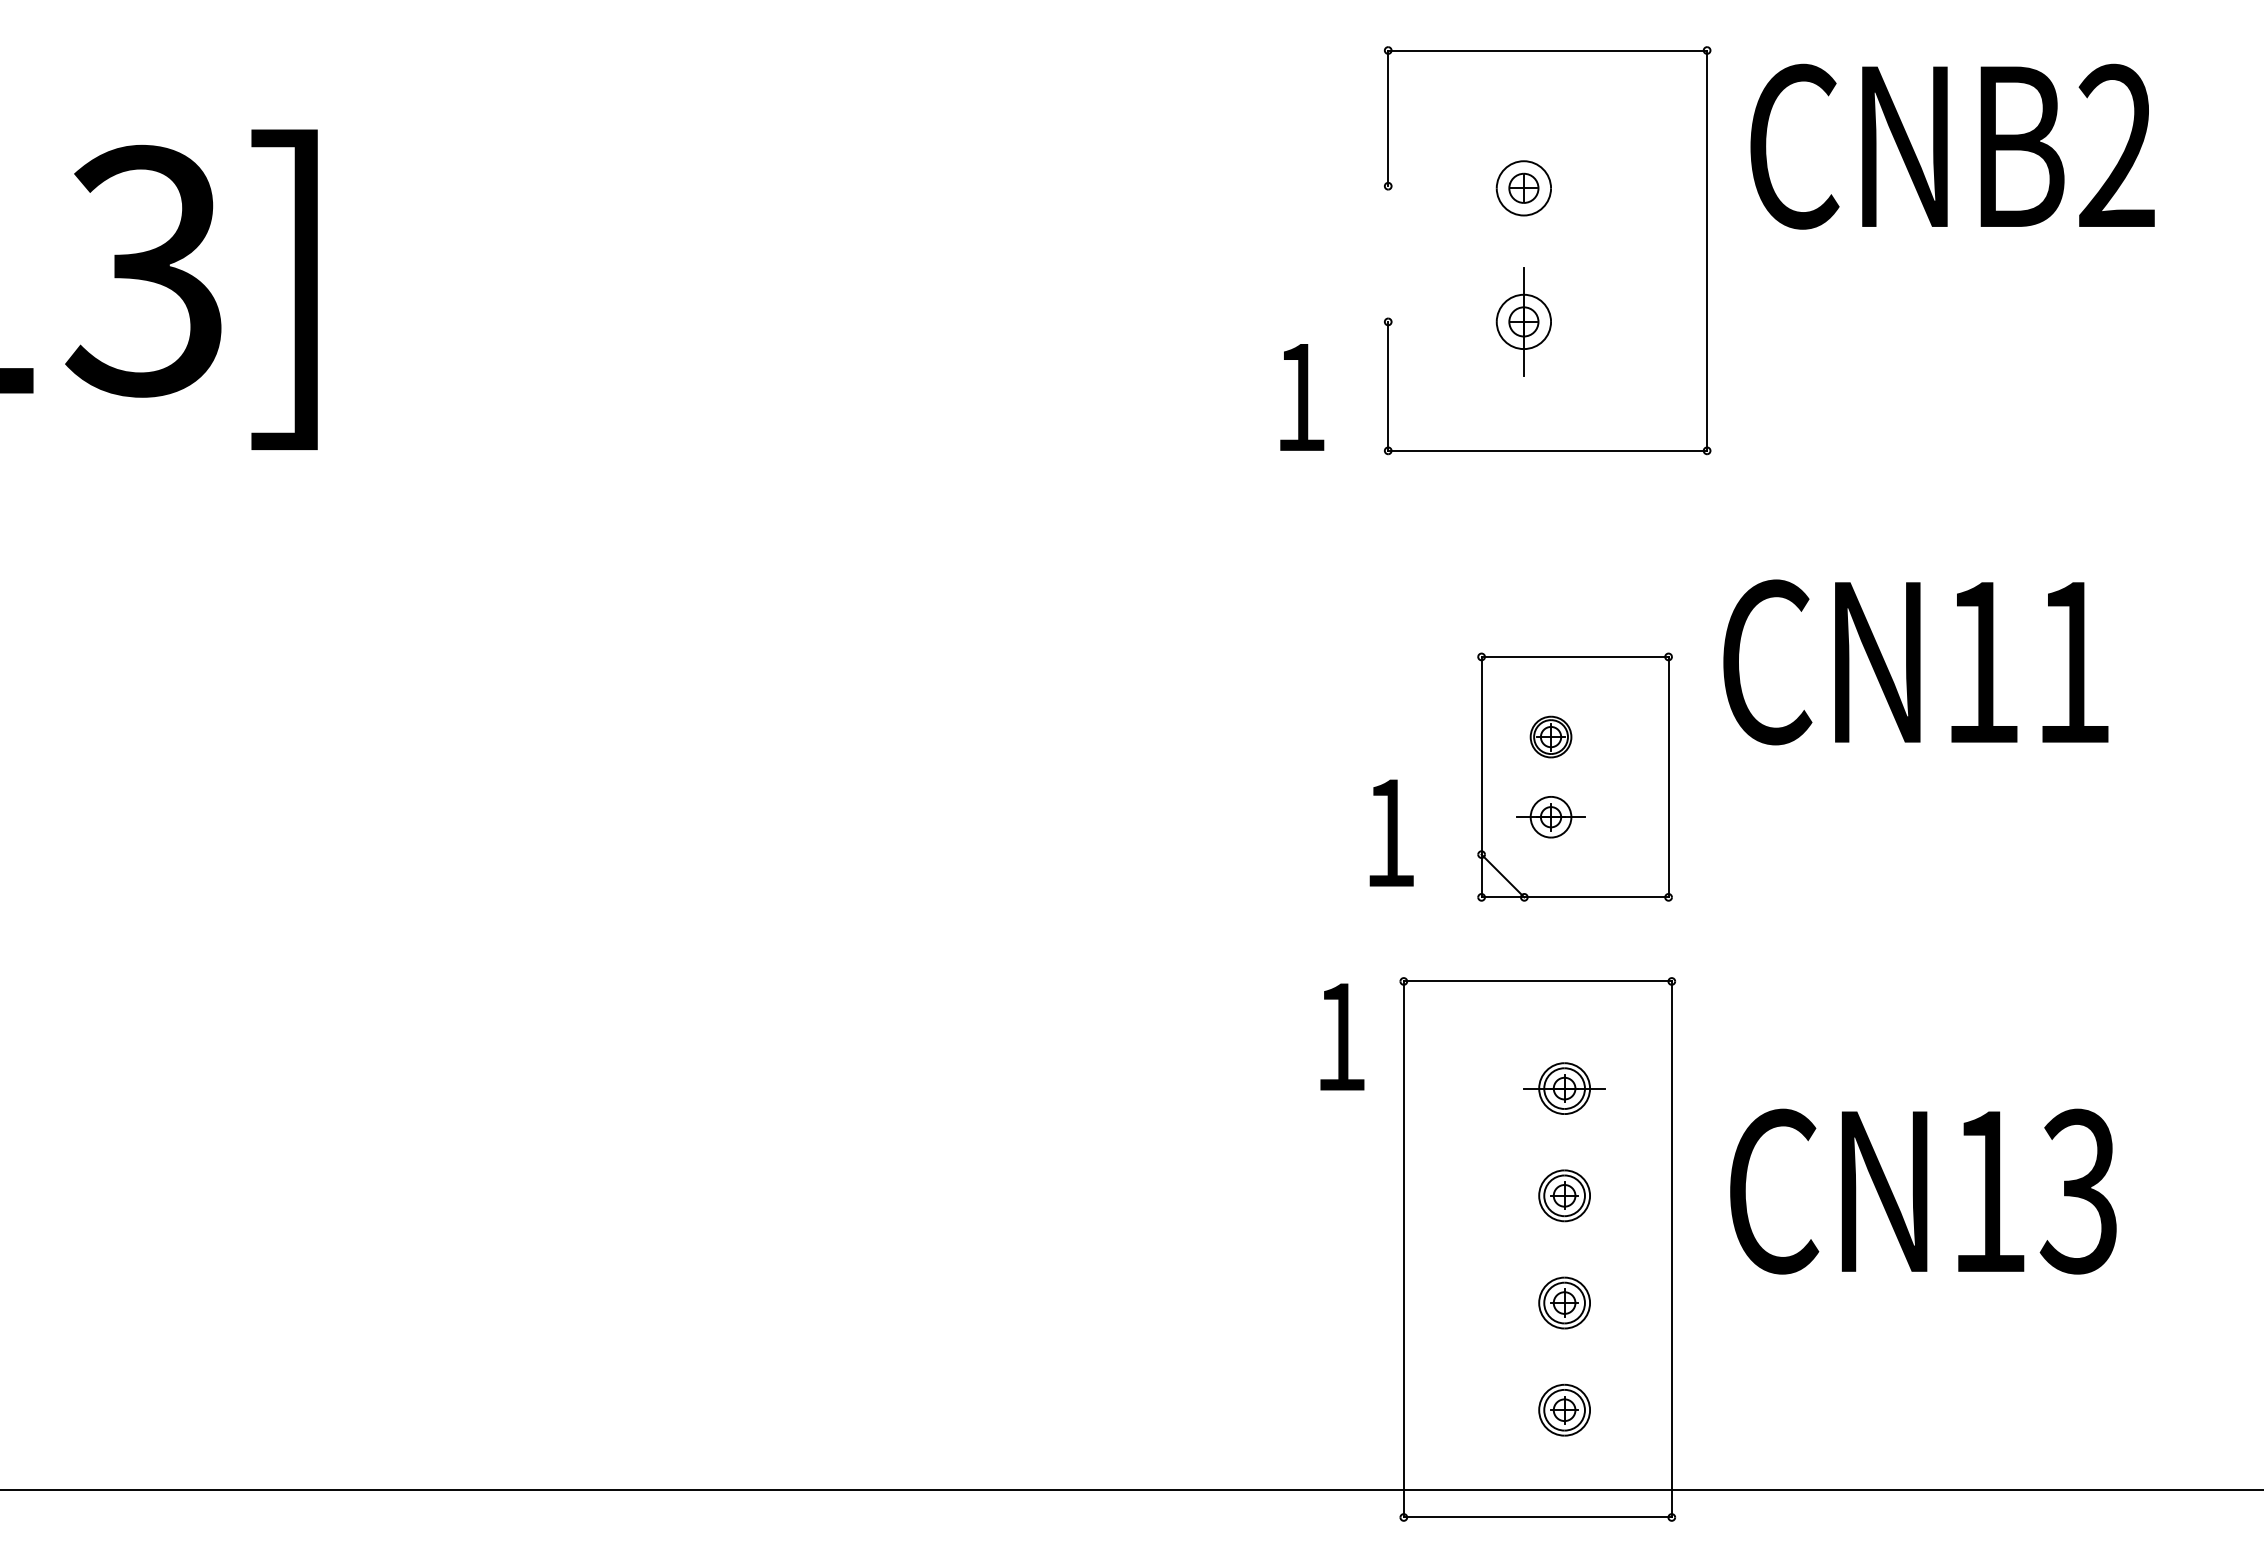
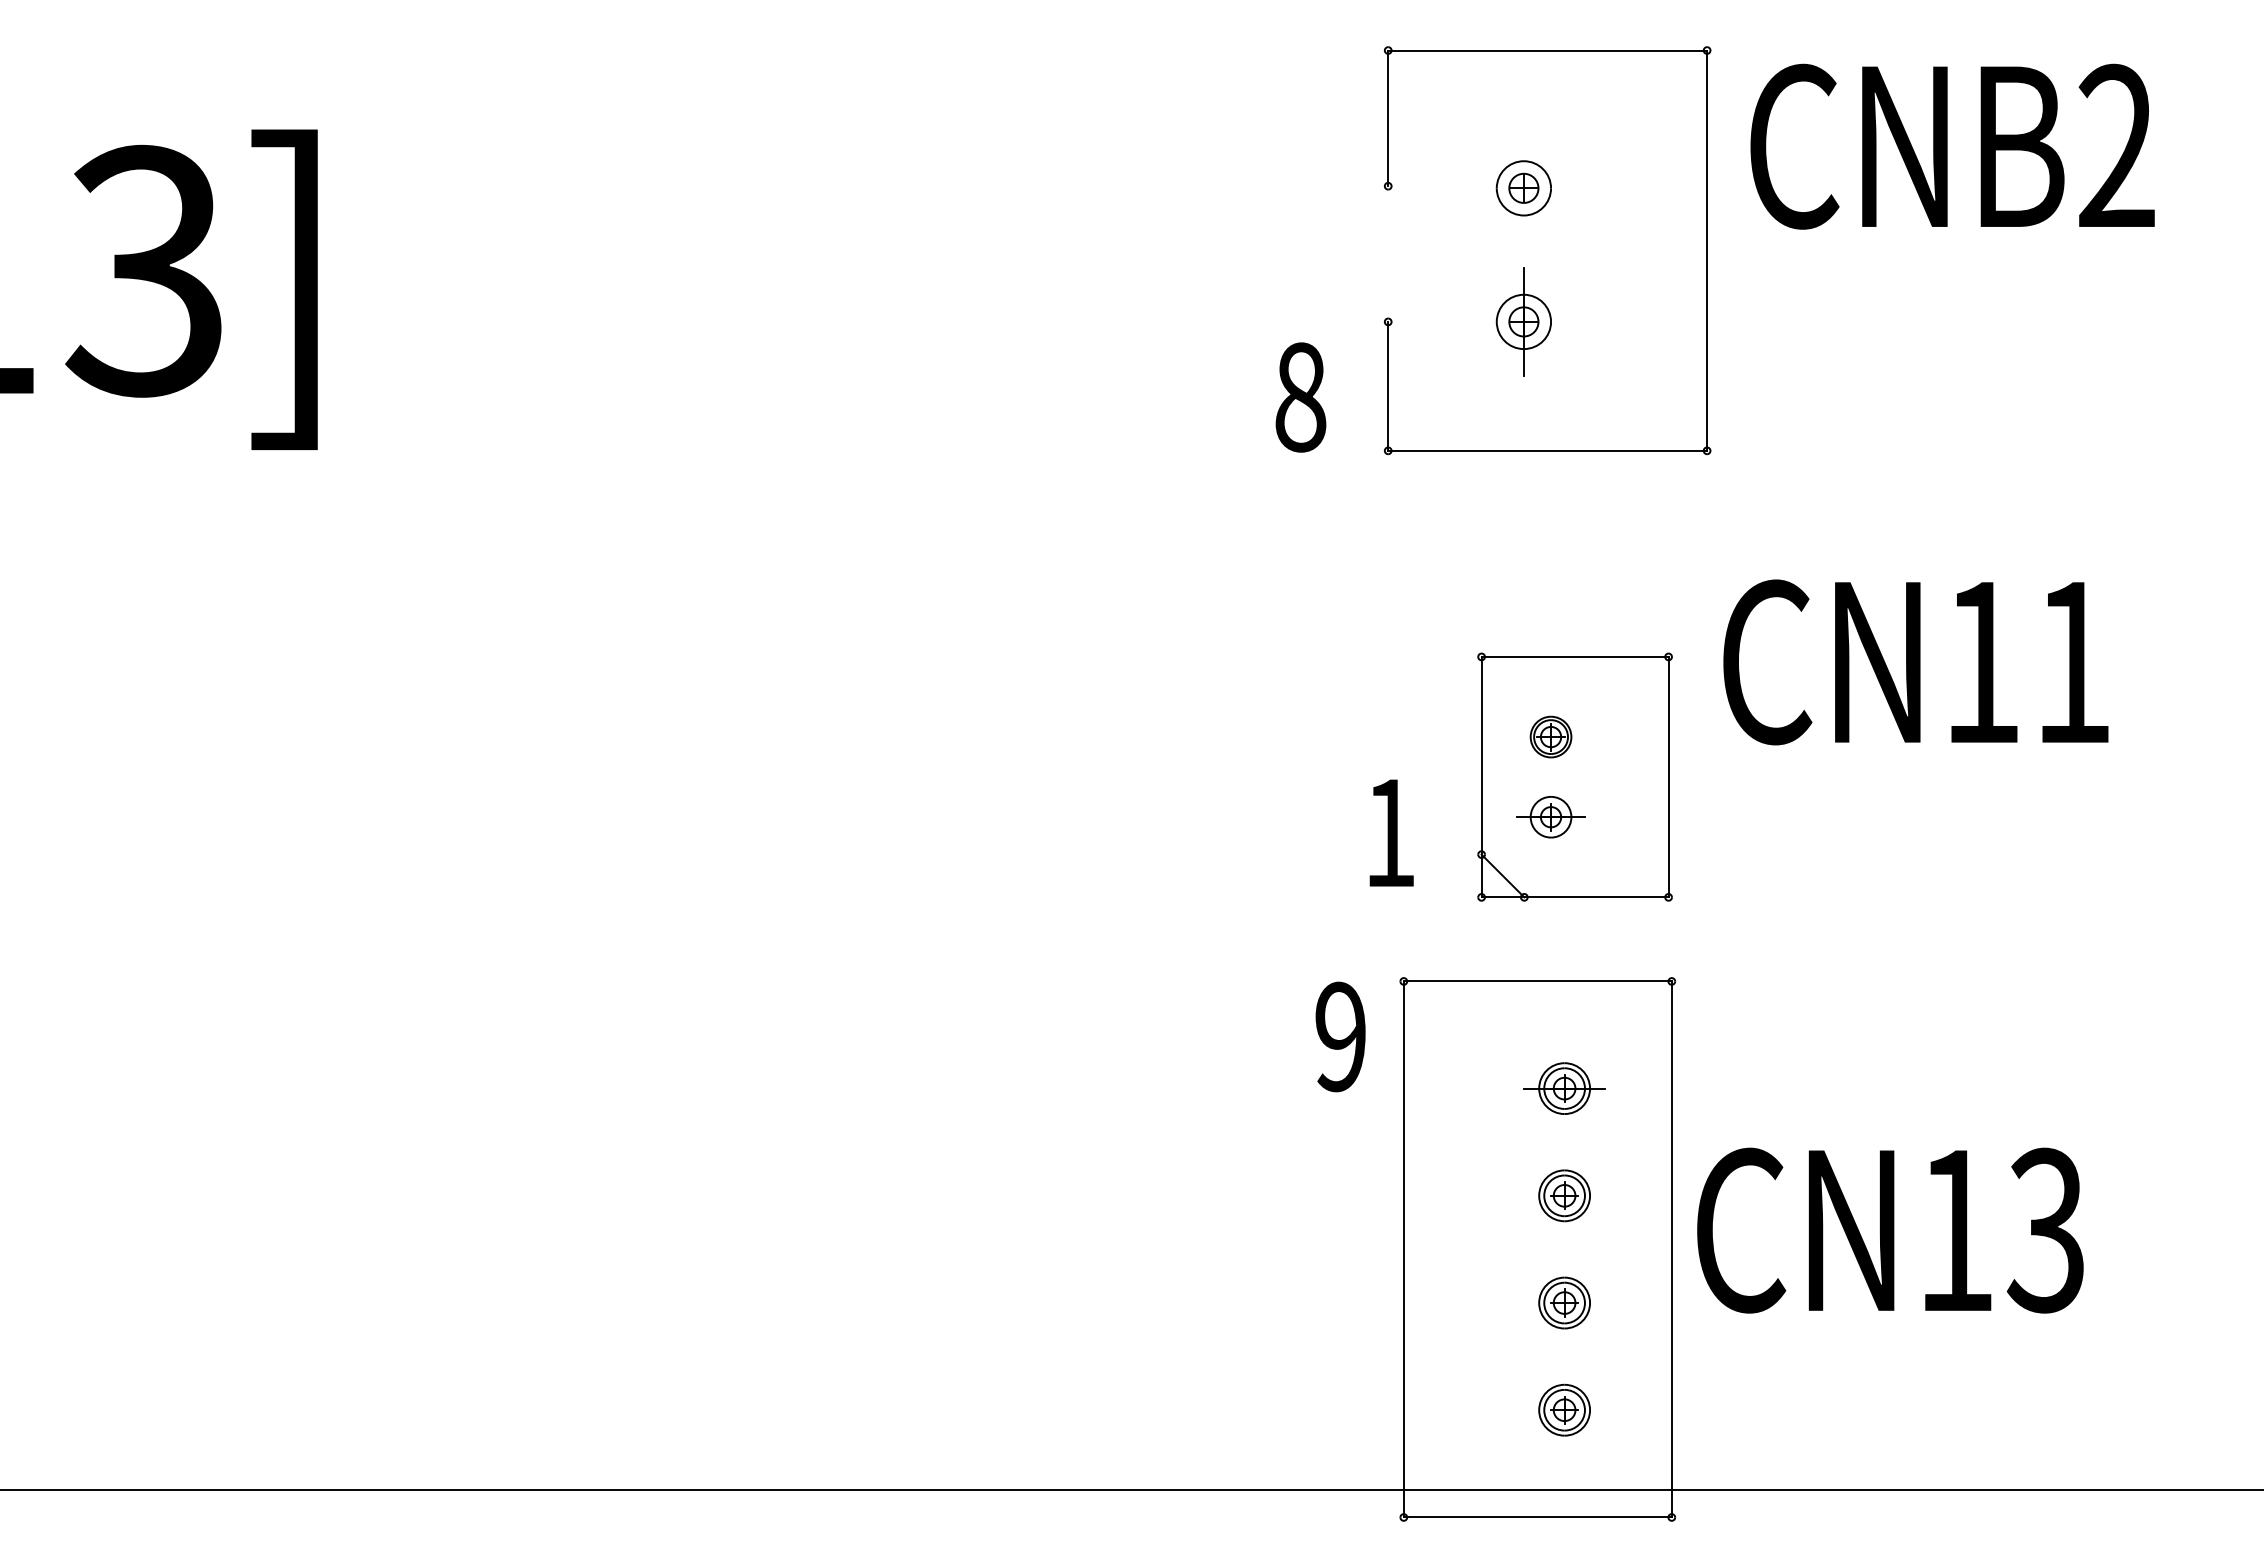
text: 1 -> 8 (1300, 397)
text: 1 -> 9 (1340, 1036)
text position: (1923, 1191) -> (1890, 1230) (1890, 1230)
